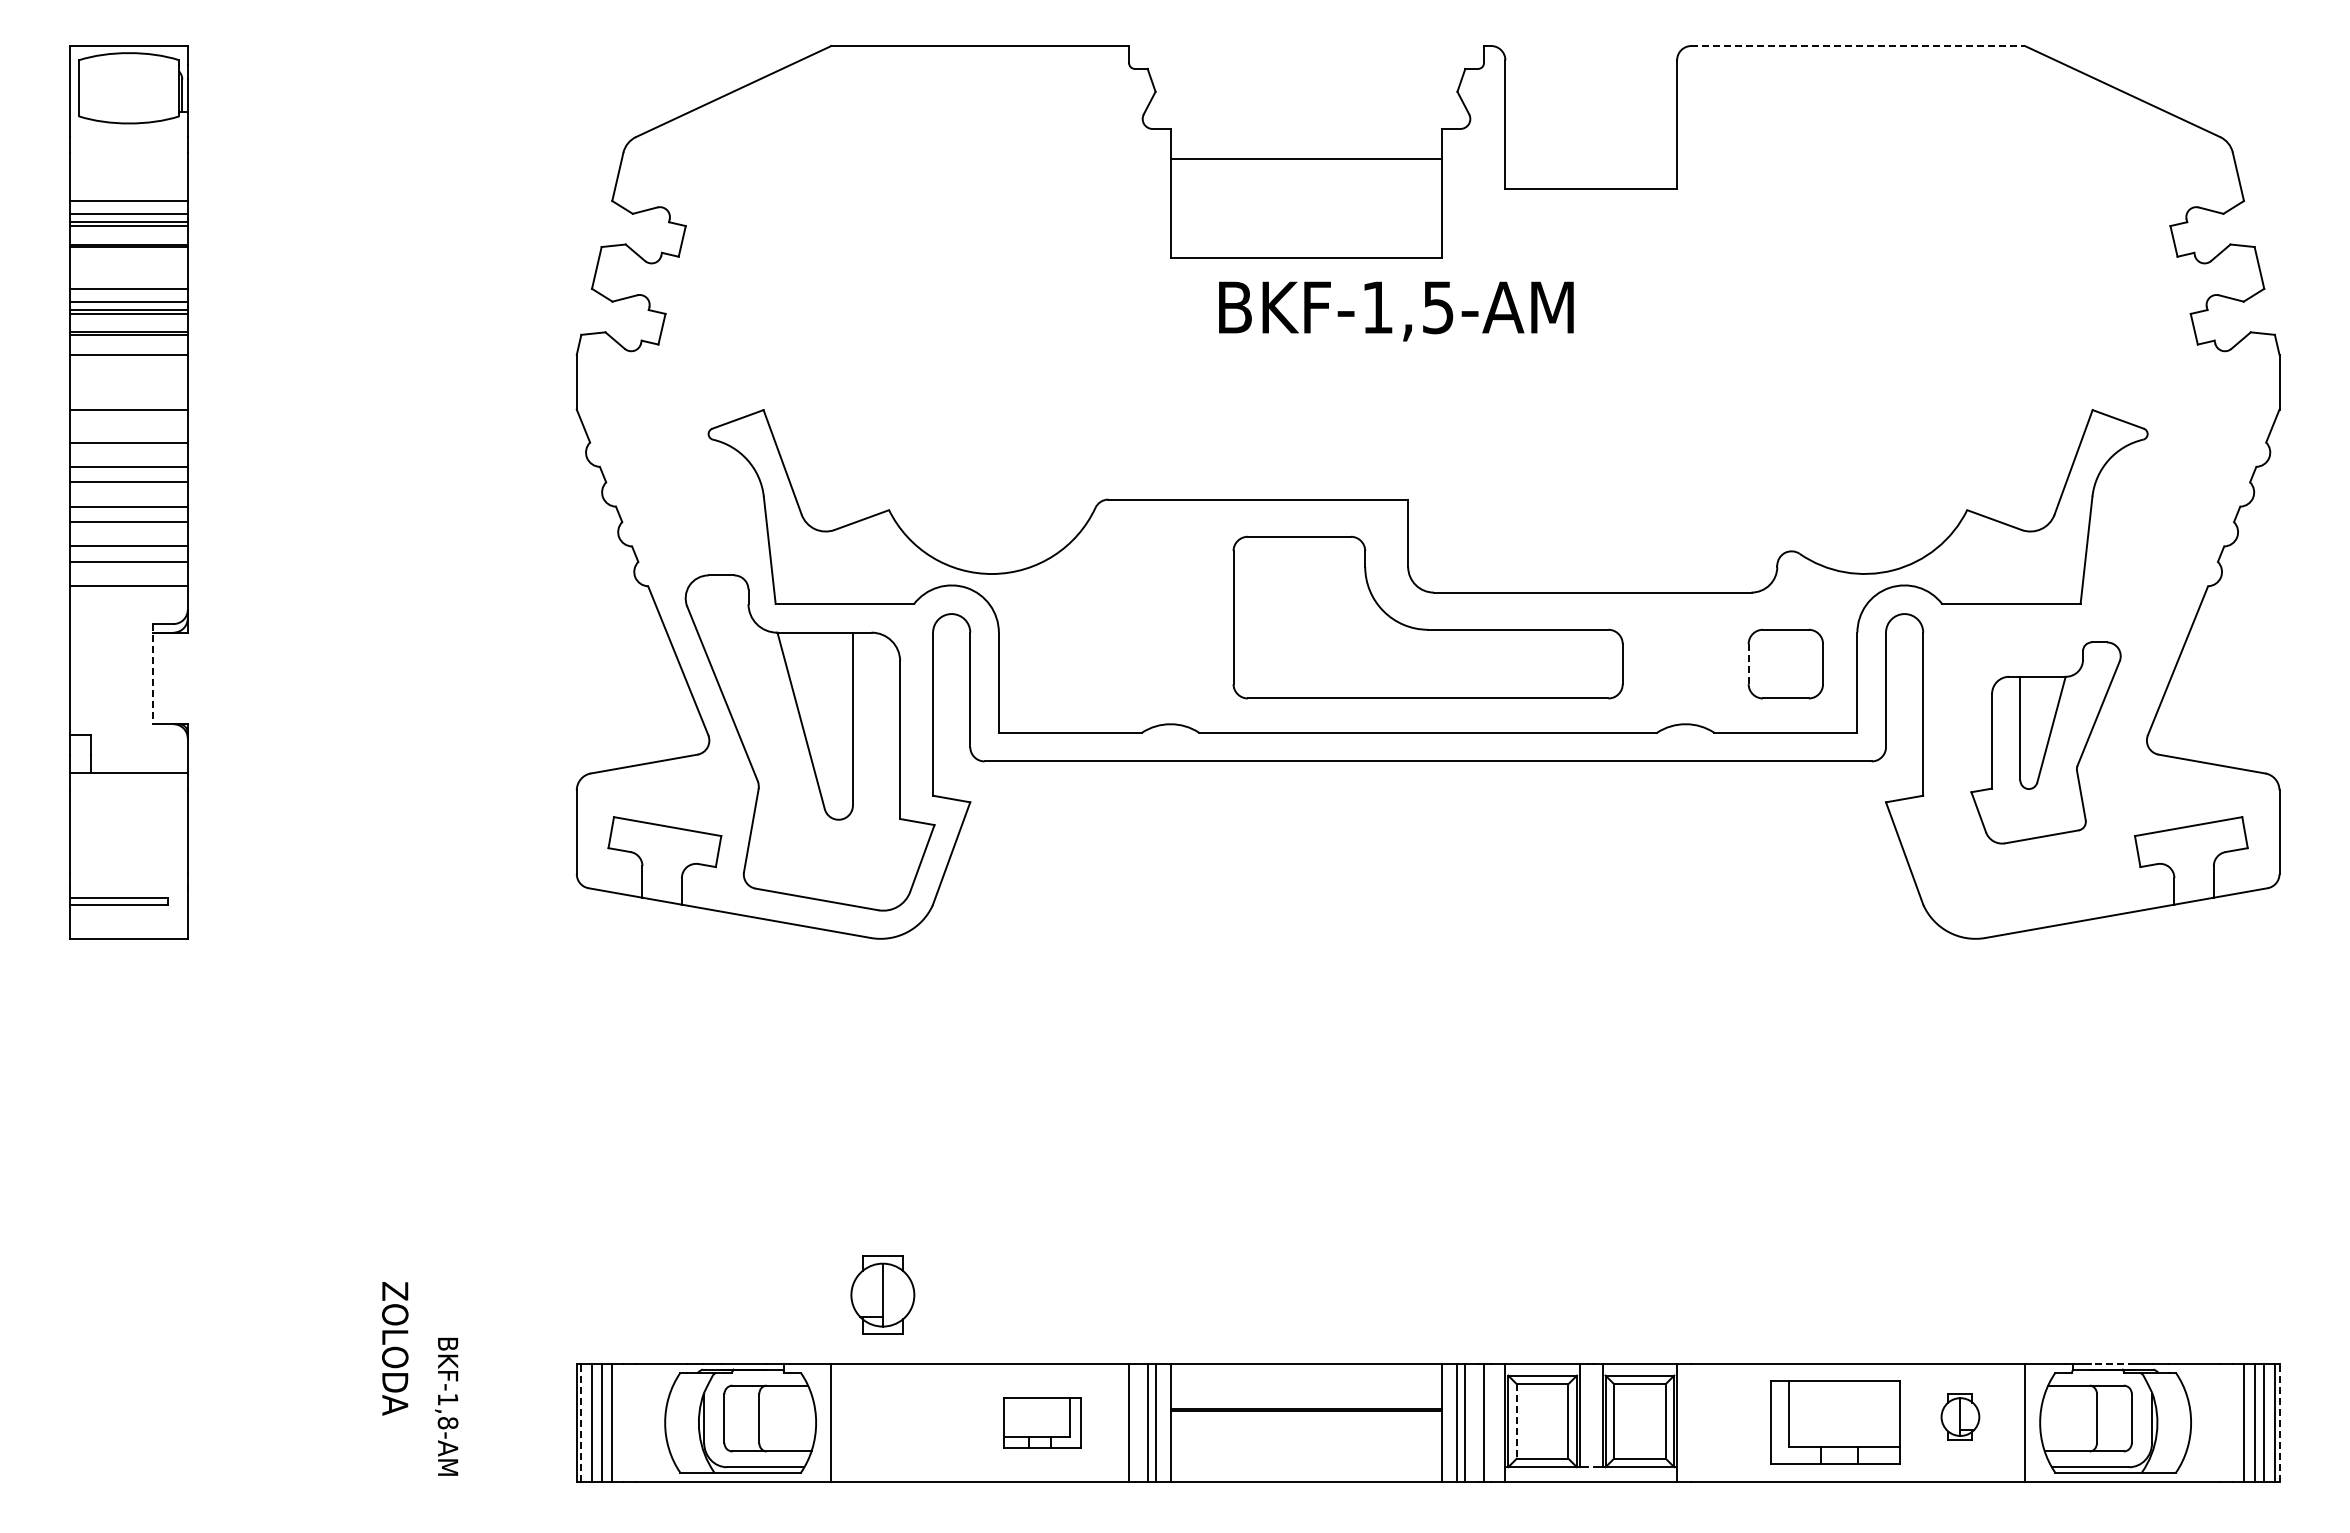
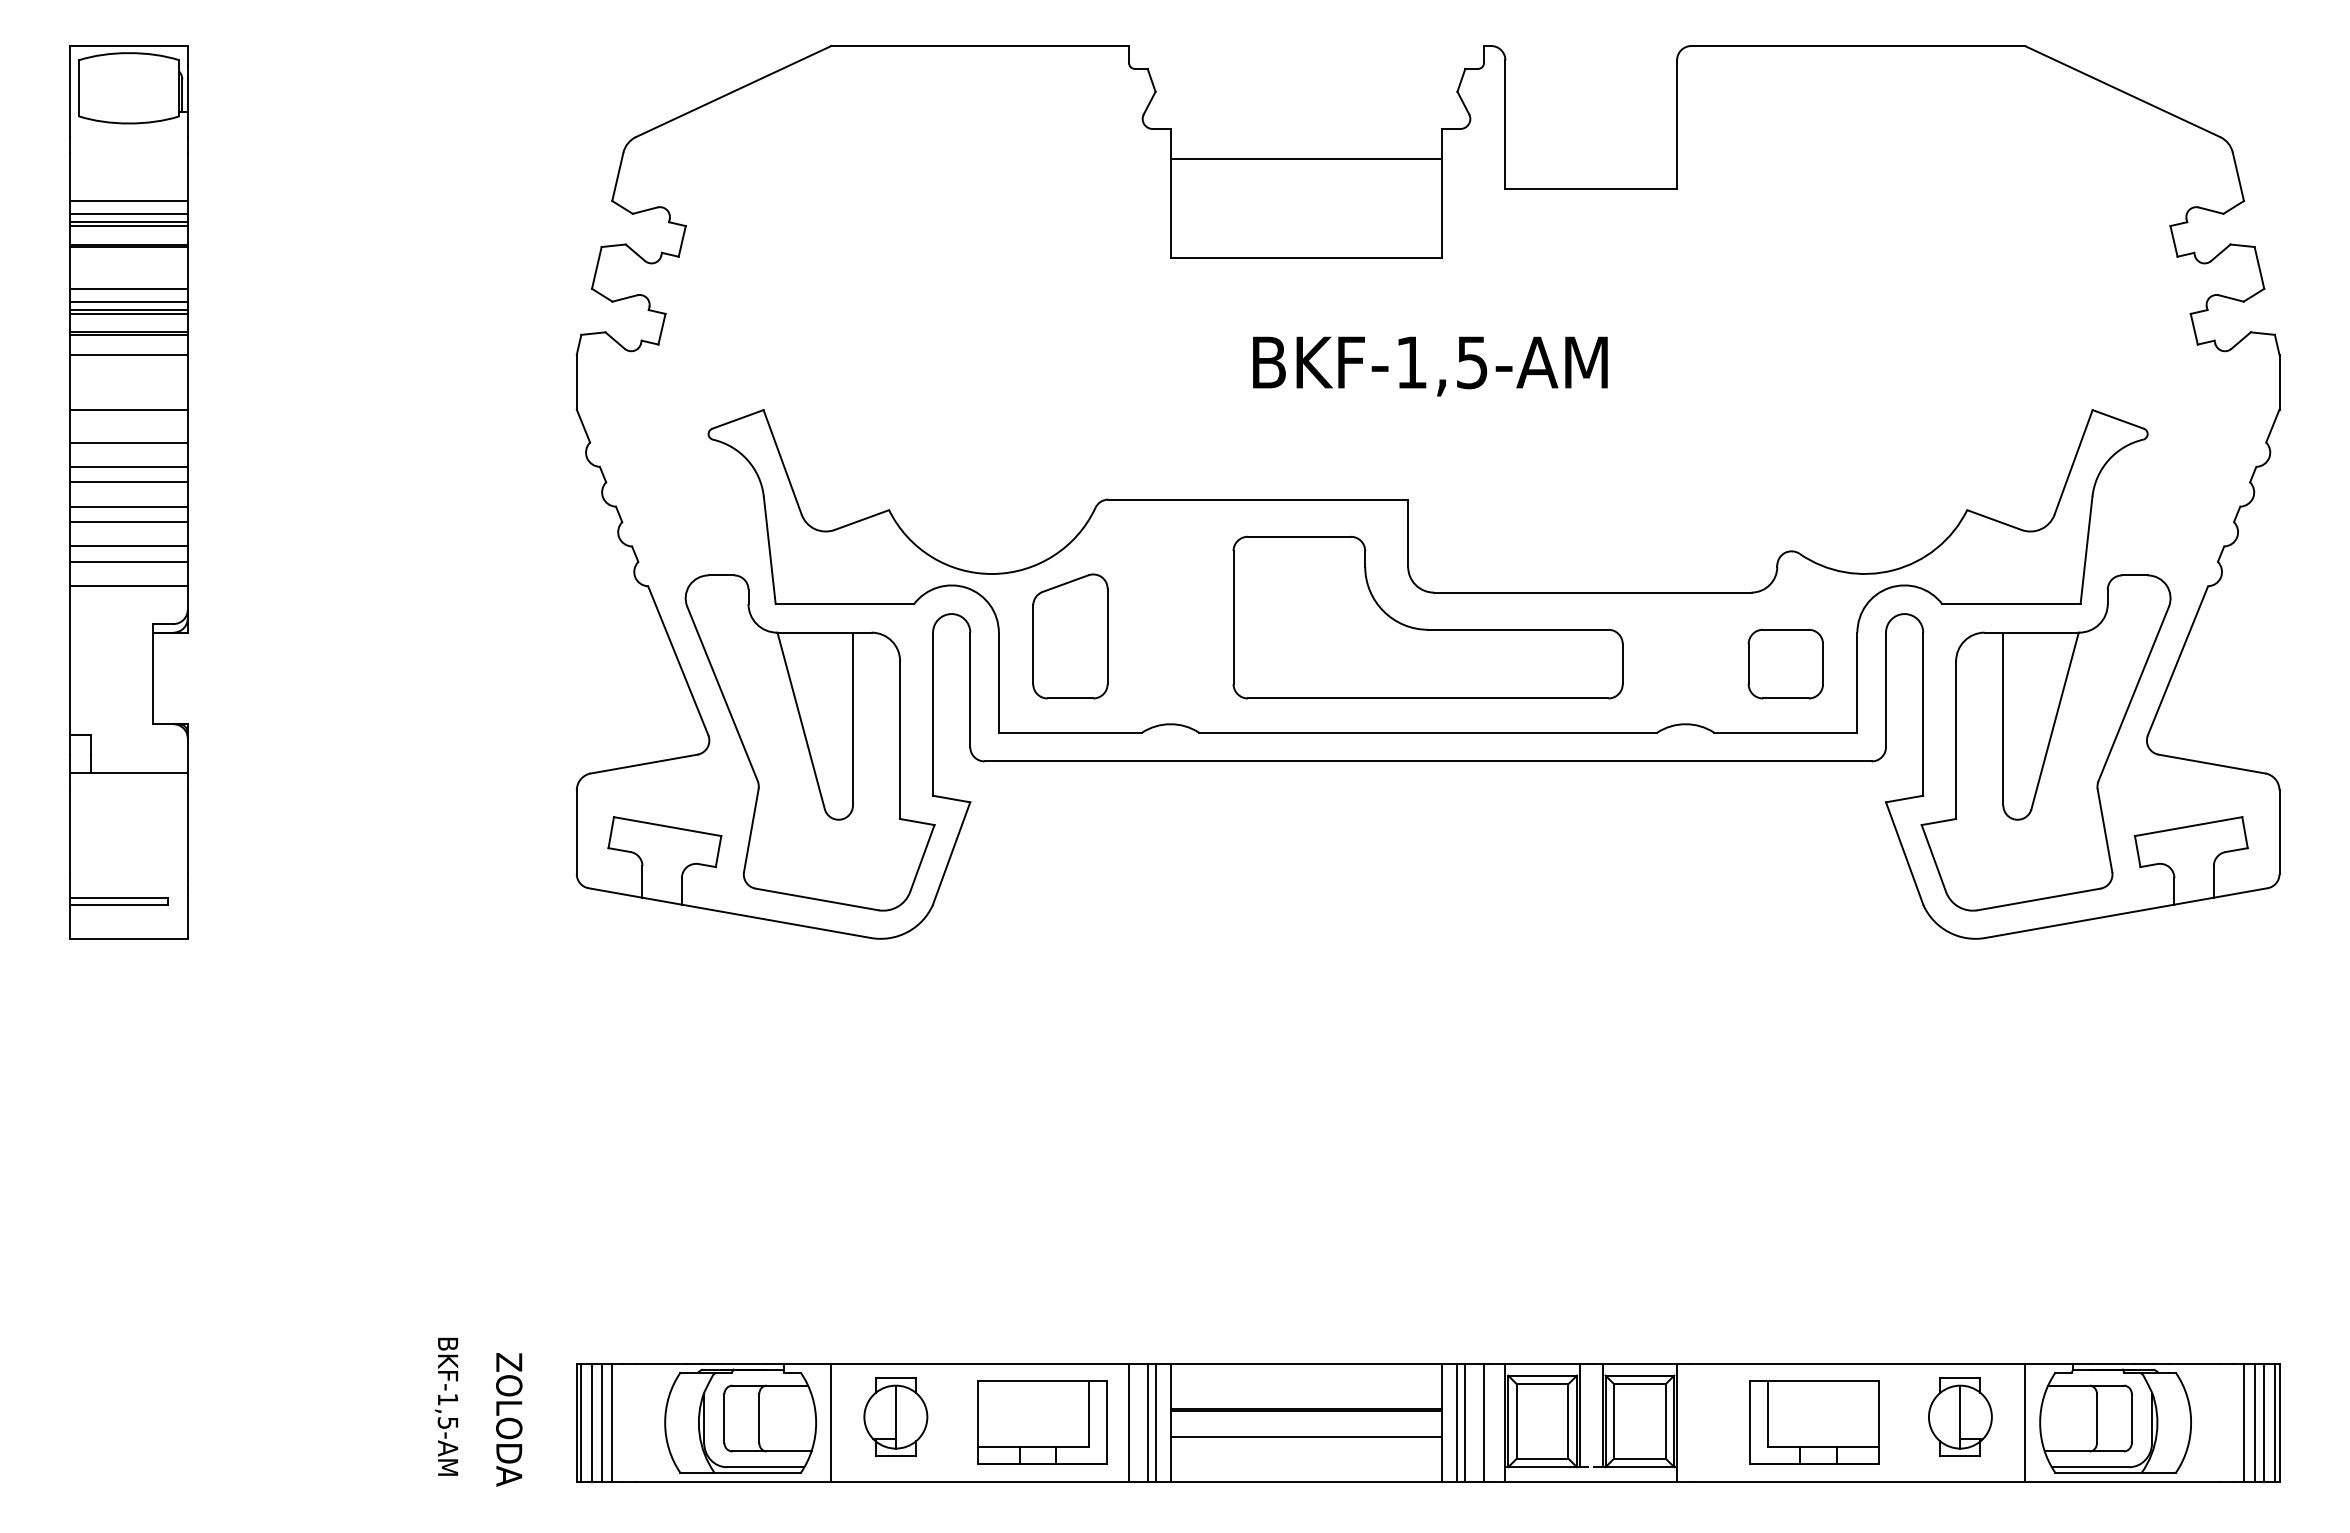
line: dashed -> solid (1858, 46)
text position: (1396, 311) -> (1430, 366) (1430, 366)
part: none -> present (1070, 636)
line: dashed -> solid (1748, 663)
line: dashed -> solid (153, 674)
part size: 152x204 px -> 252x338 px (2045, 742)
part position: (882, 1294) -> (895, 1416) (895, 1416)
text position: (395, 1348) -> (509, 1419) (509, 1419)
line: dashed -> solid (2112, 1364)
part size: 41x48 px -> 65x80 px (1960, 1416)
line: dashed -> solid (1516, 1421)
line: dashed -> solid (581, 1422)
part size: 79x52 px -> 131x85 px (1042, 1422)
part position: (1835, 1422) -> (1814, 1422) (1814, 1422)
line: dashed -> solid (2279, 1422)
text: BKF-1,8-AM -> BKF-1,5-AM (447, 1423)
line: none -> present (1306, 1437)
